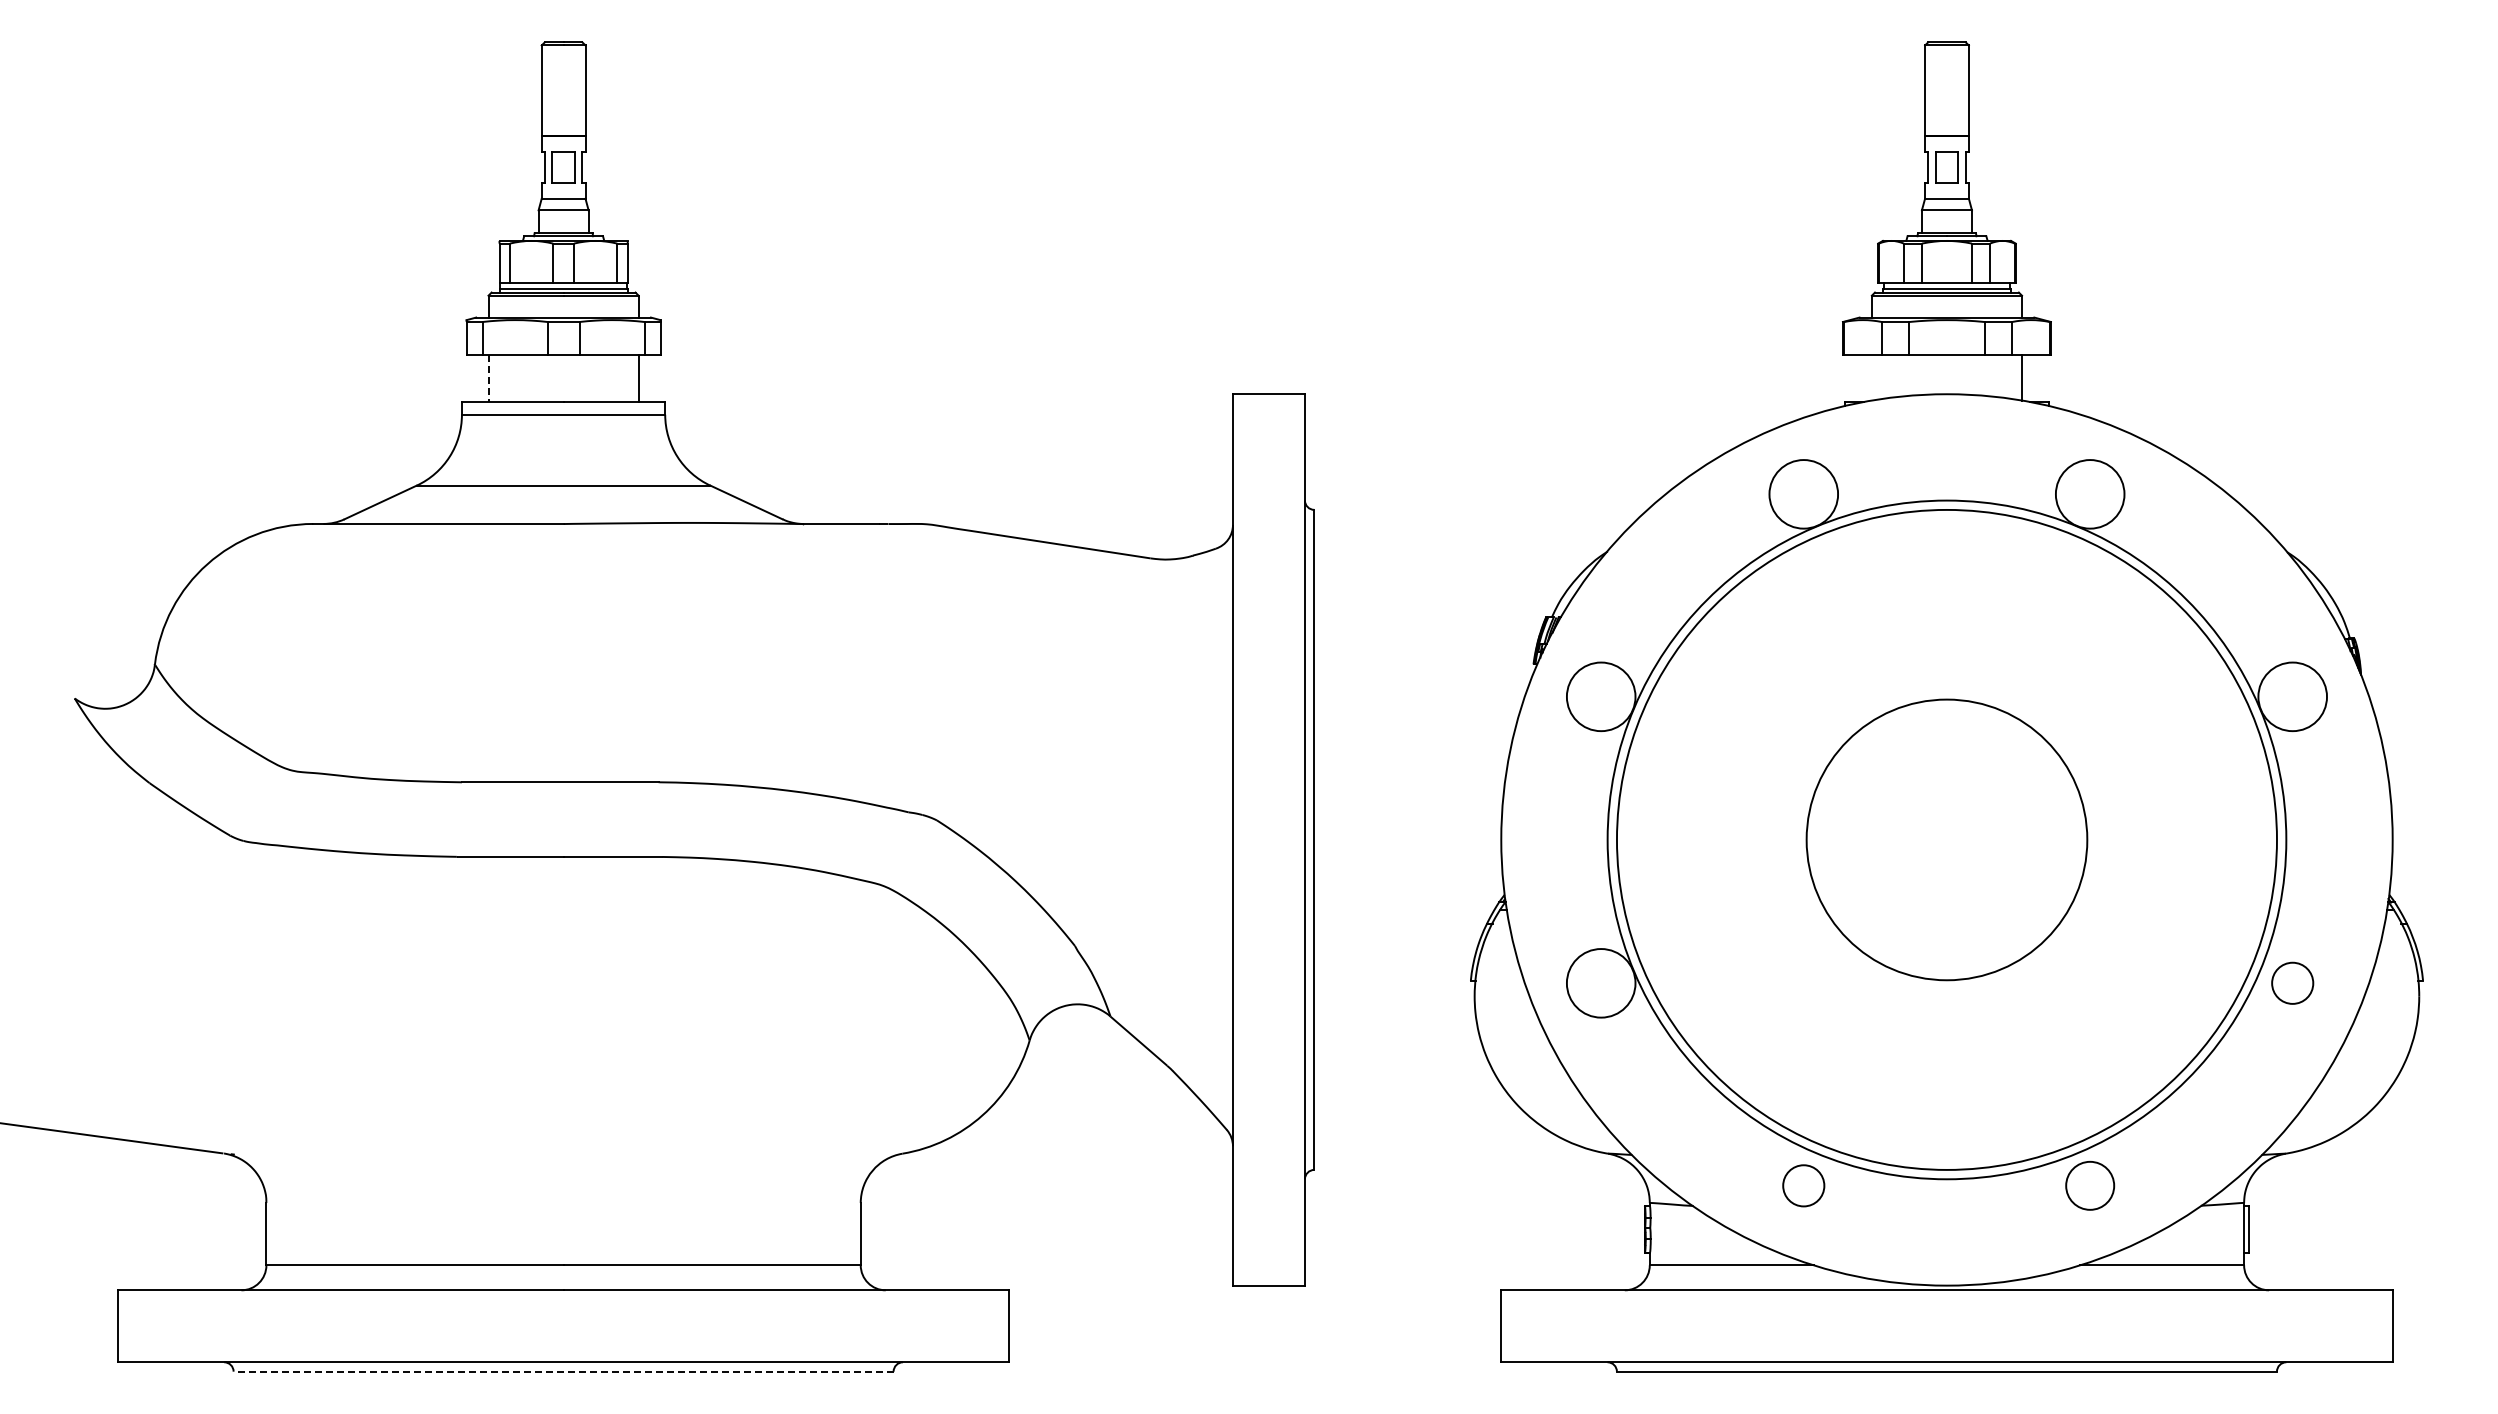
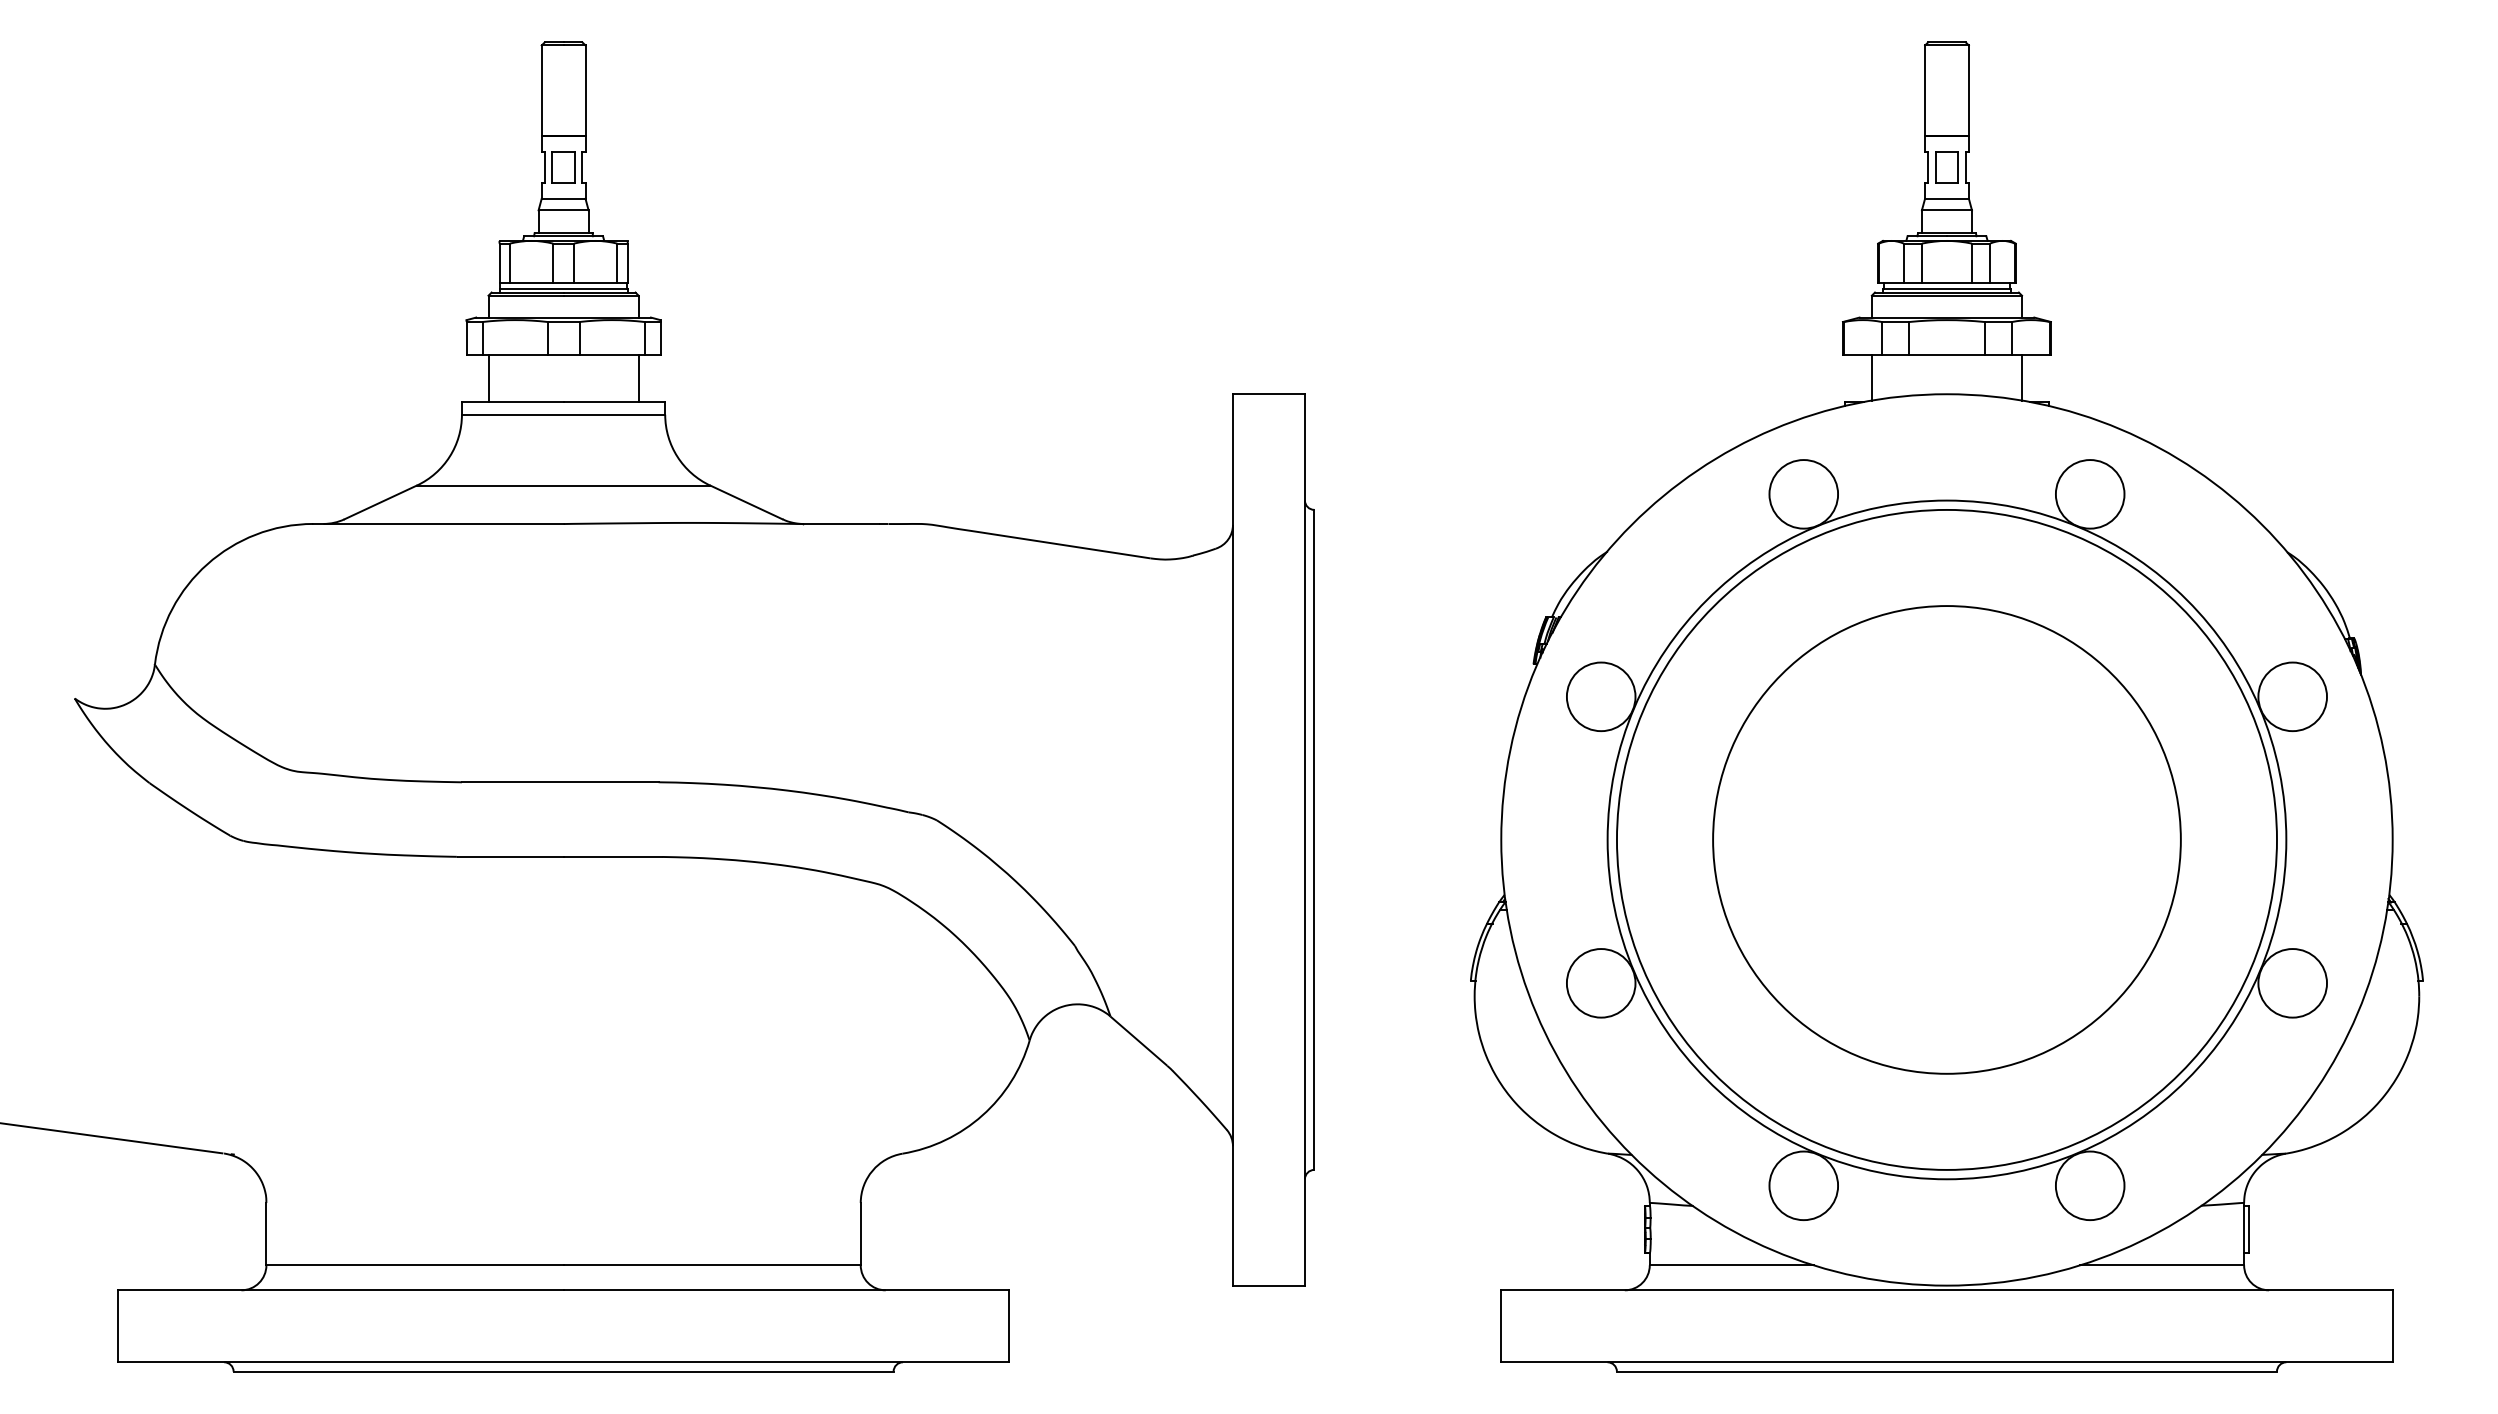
line: none -> present (1871, 377)
line: dashed -> solid (488, 379)
circle diameter: 281 px -> 468 px (1946, 839)
circle diameter: 41 px -> 69 px (2292, 983)
circle diameter: 41 px -> 69 px (1803, 1185)
circle diameter: 48 px -> 69 px (2089, 1185)
line: dashed -> solid (563, 1371)
